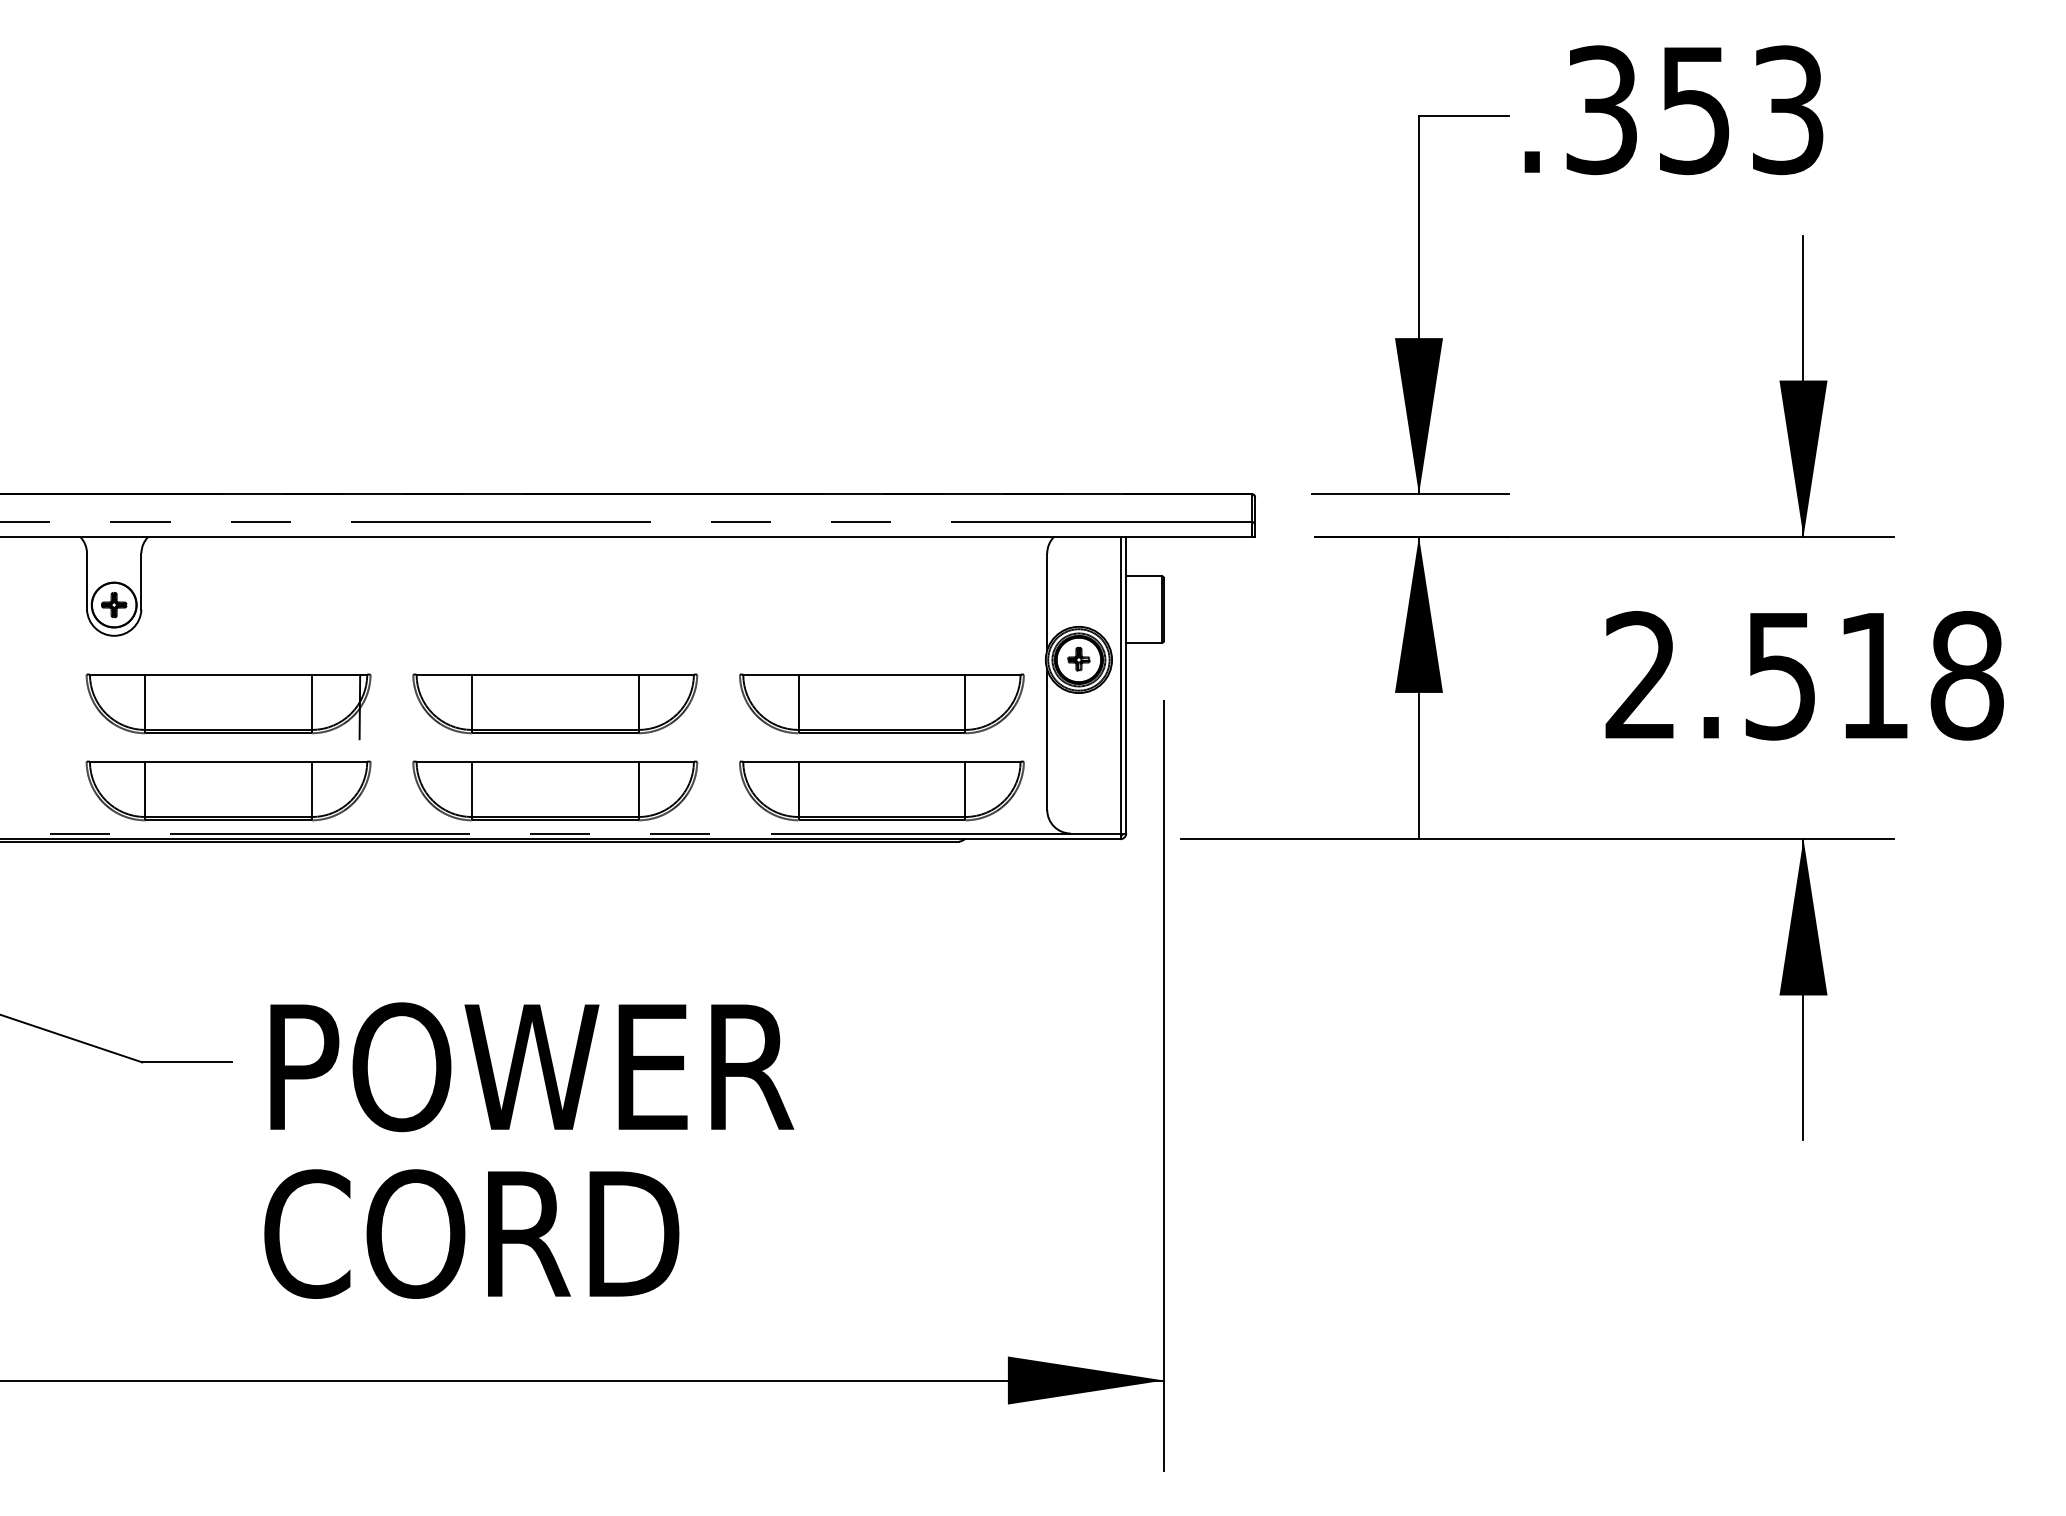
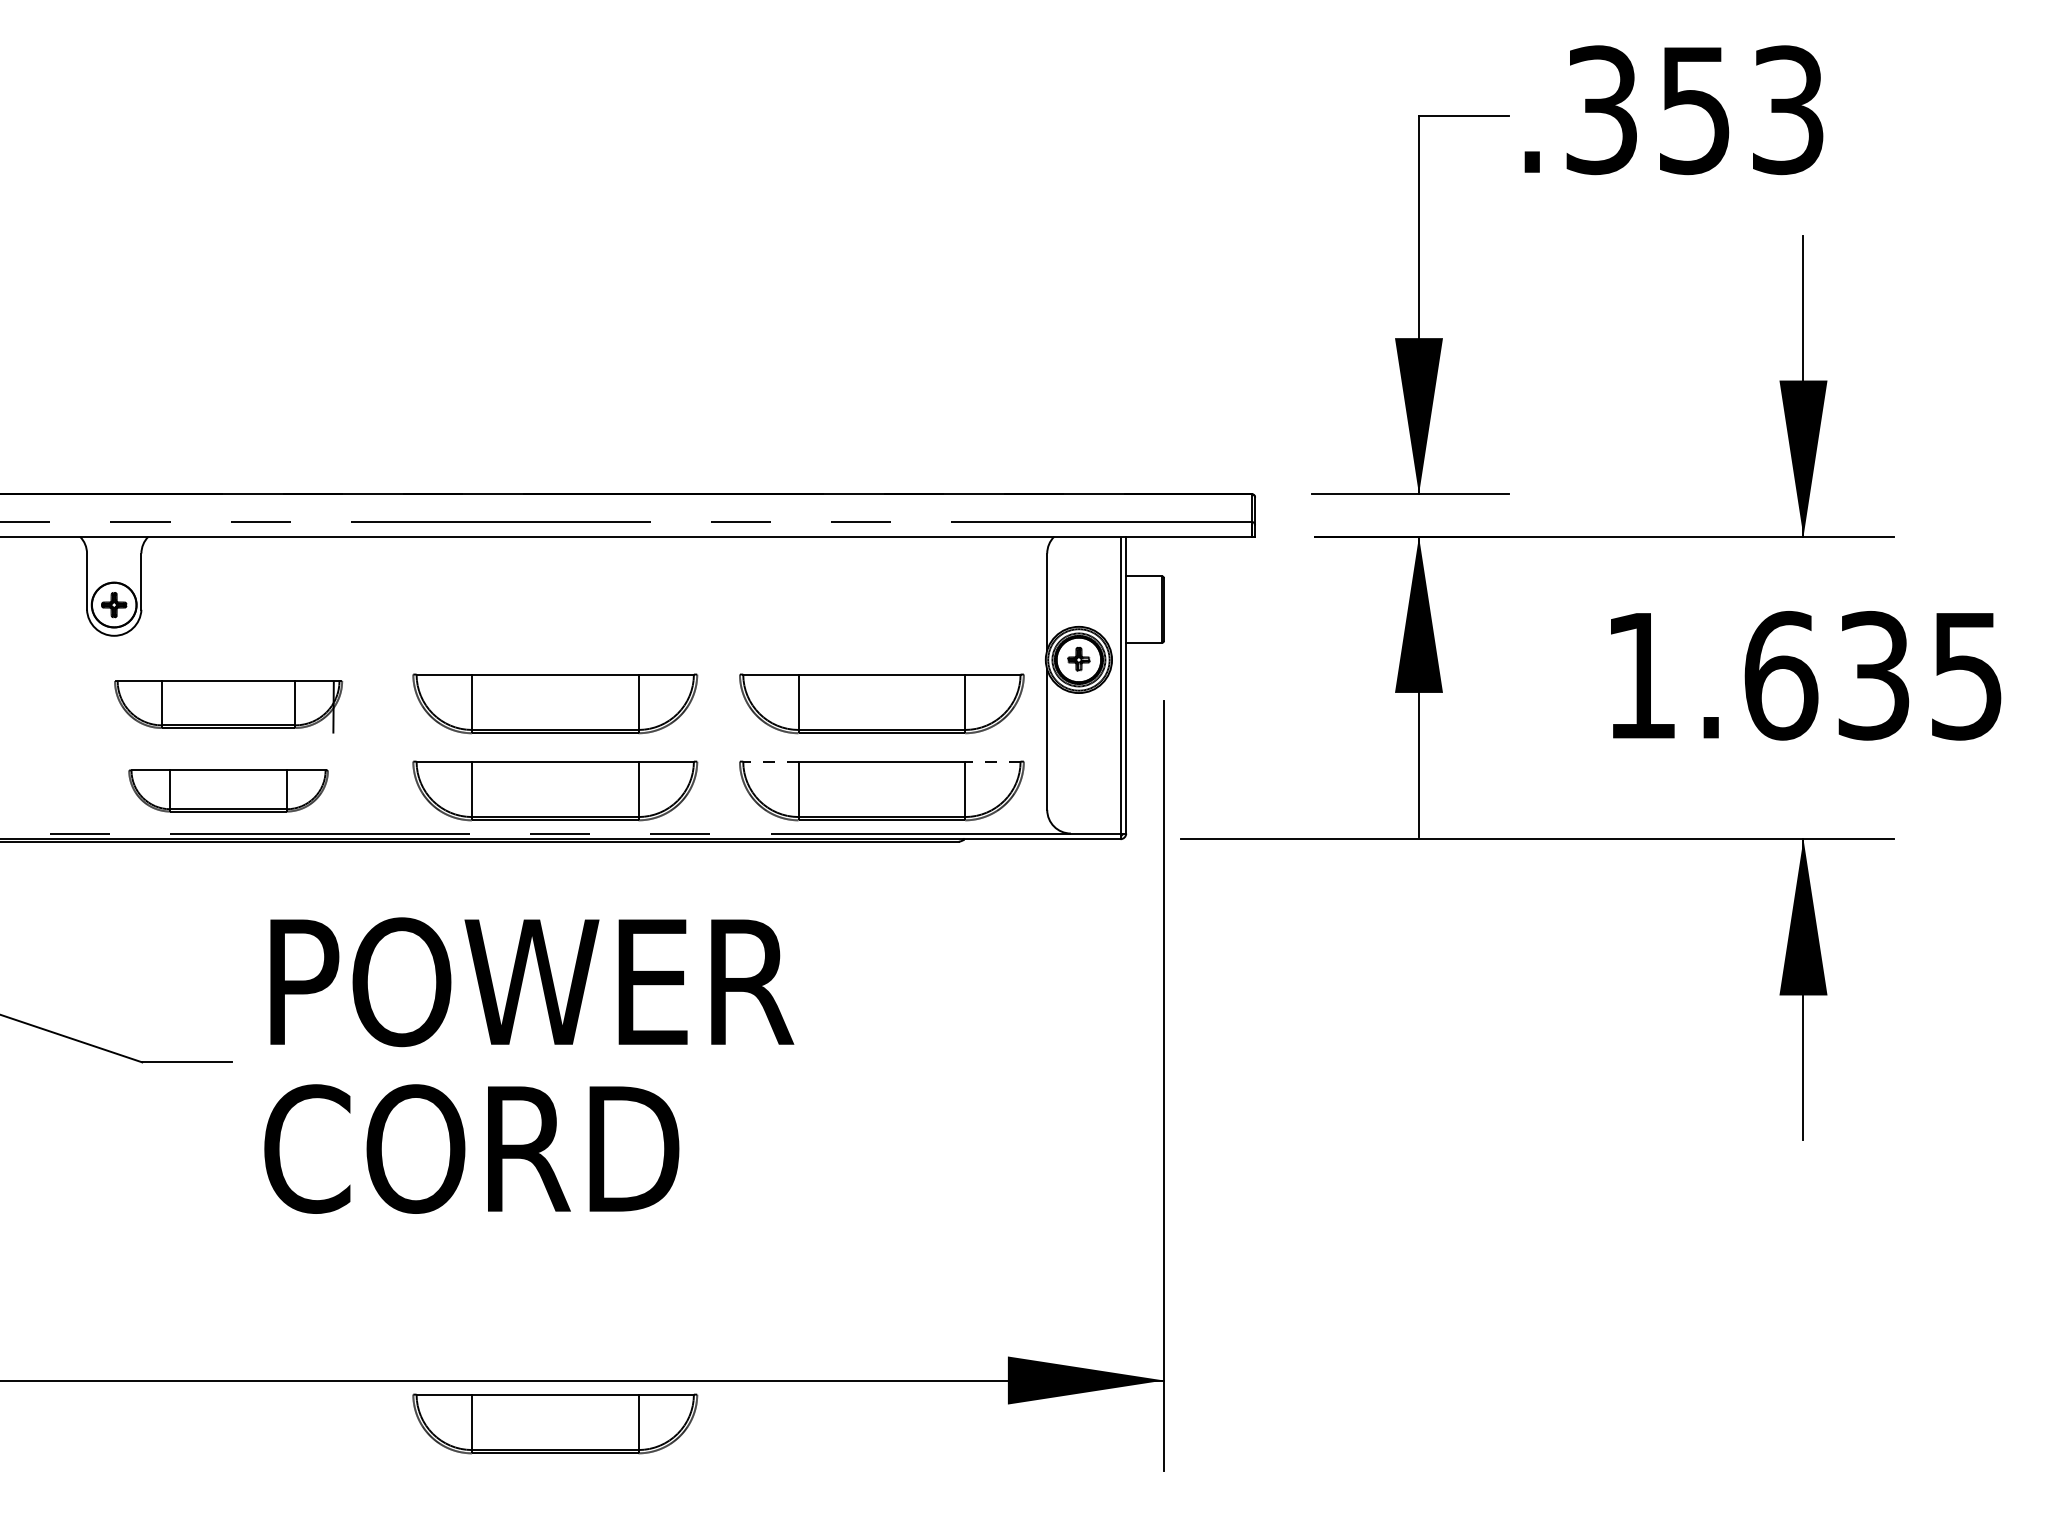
text: 2.518 -> 1.635 (1804, 675)
part size: 287x68 px -> 230x54 px (228, 706)
line: solid -> dashed (770, 761)
line: solid -> dashed (992, 761)
part size: 287x62 px -> 201x44 px (228, 790)
text position: (529, 1150) -> (529, 1065) (529, 1065)
part: none -> present (555, 1423)
